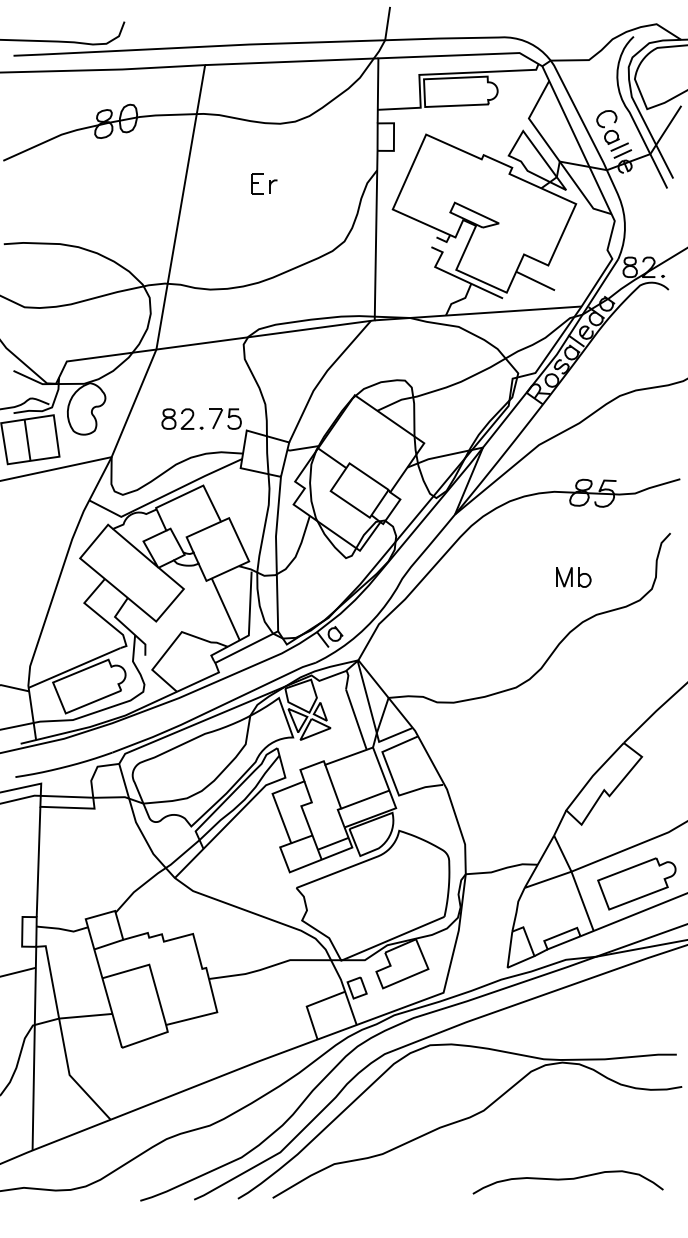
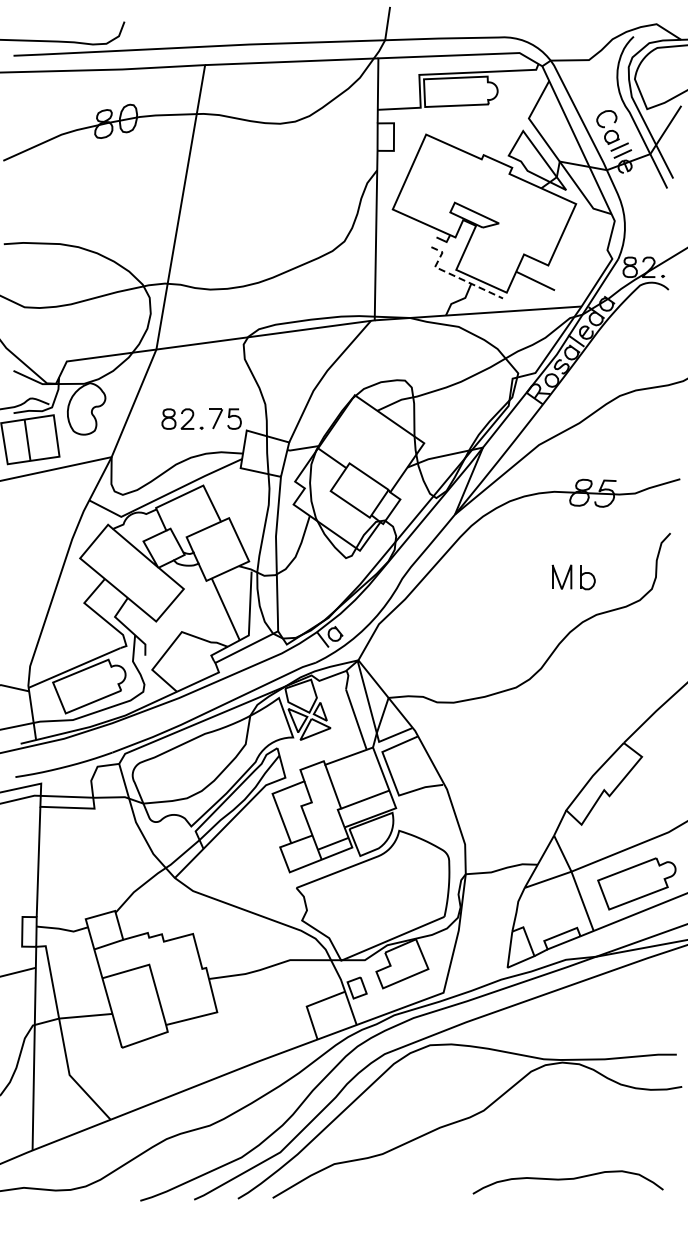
part: present -> none (264, 183)
line: solid -> dashed (455, 276)
part size: 36x21 px -> 45x27 px (573, 577)
